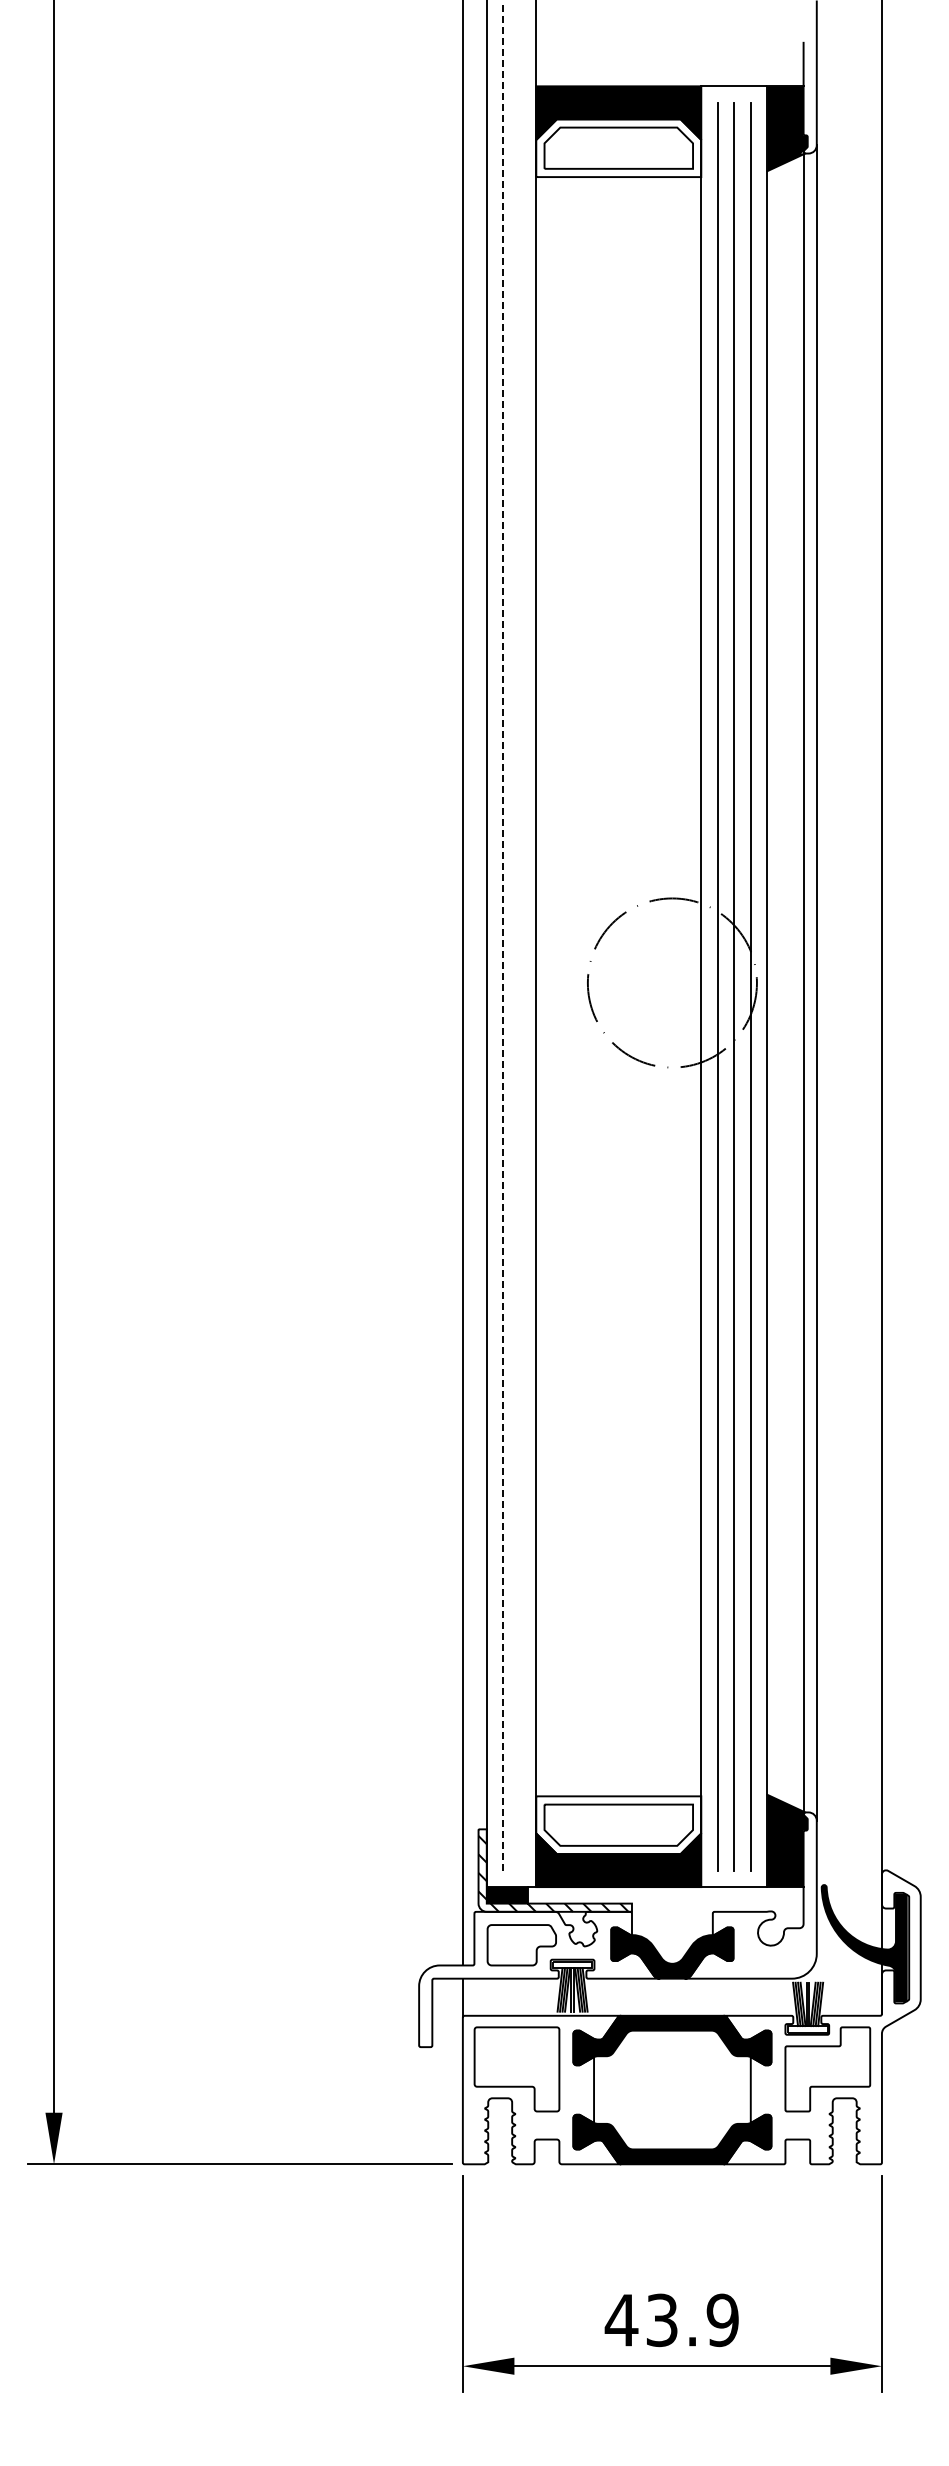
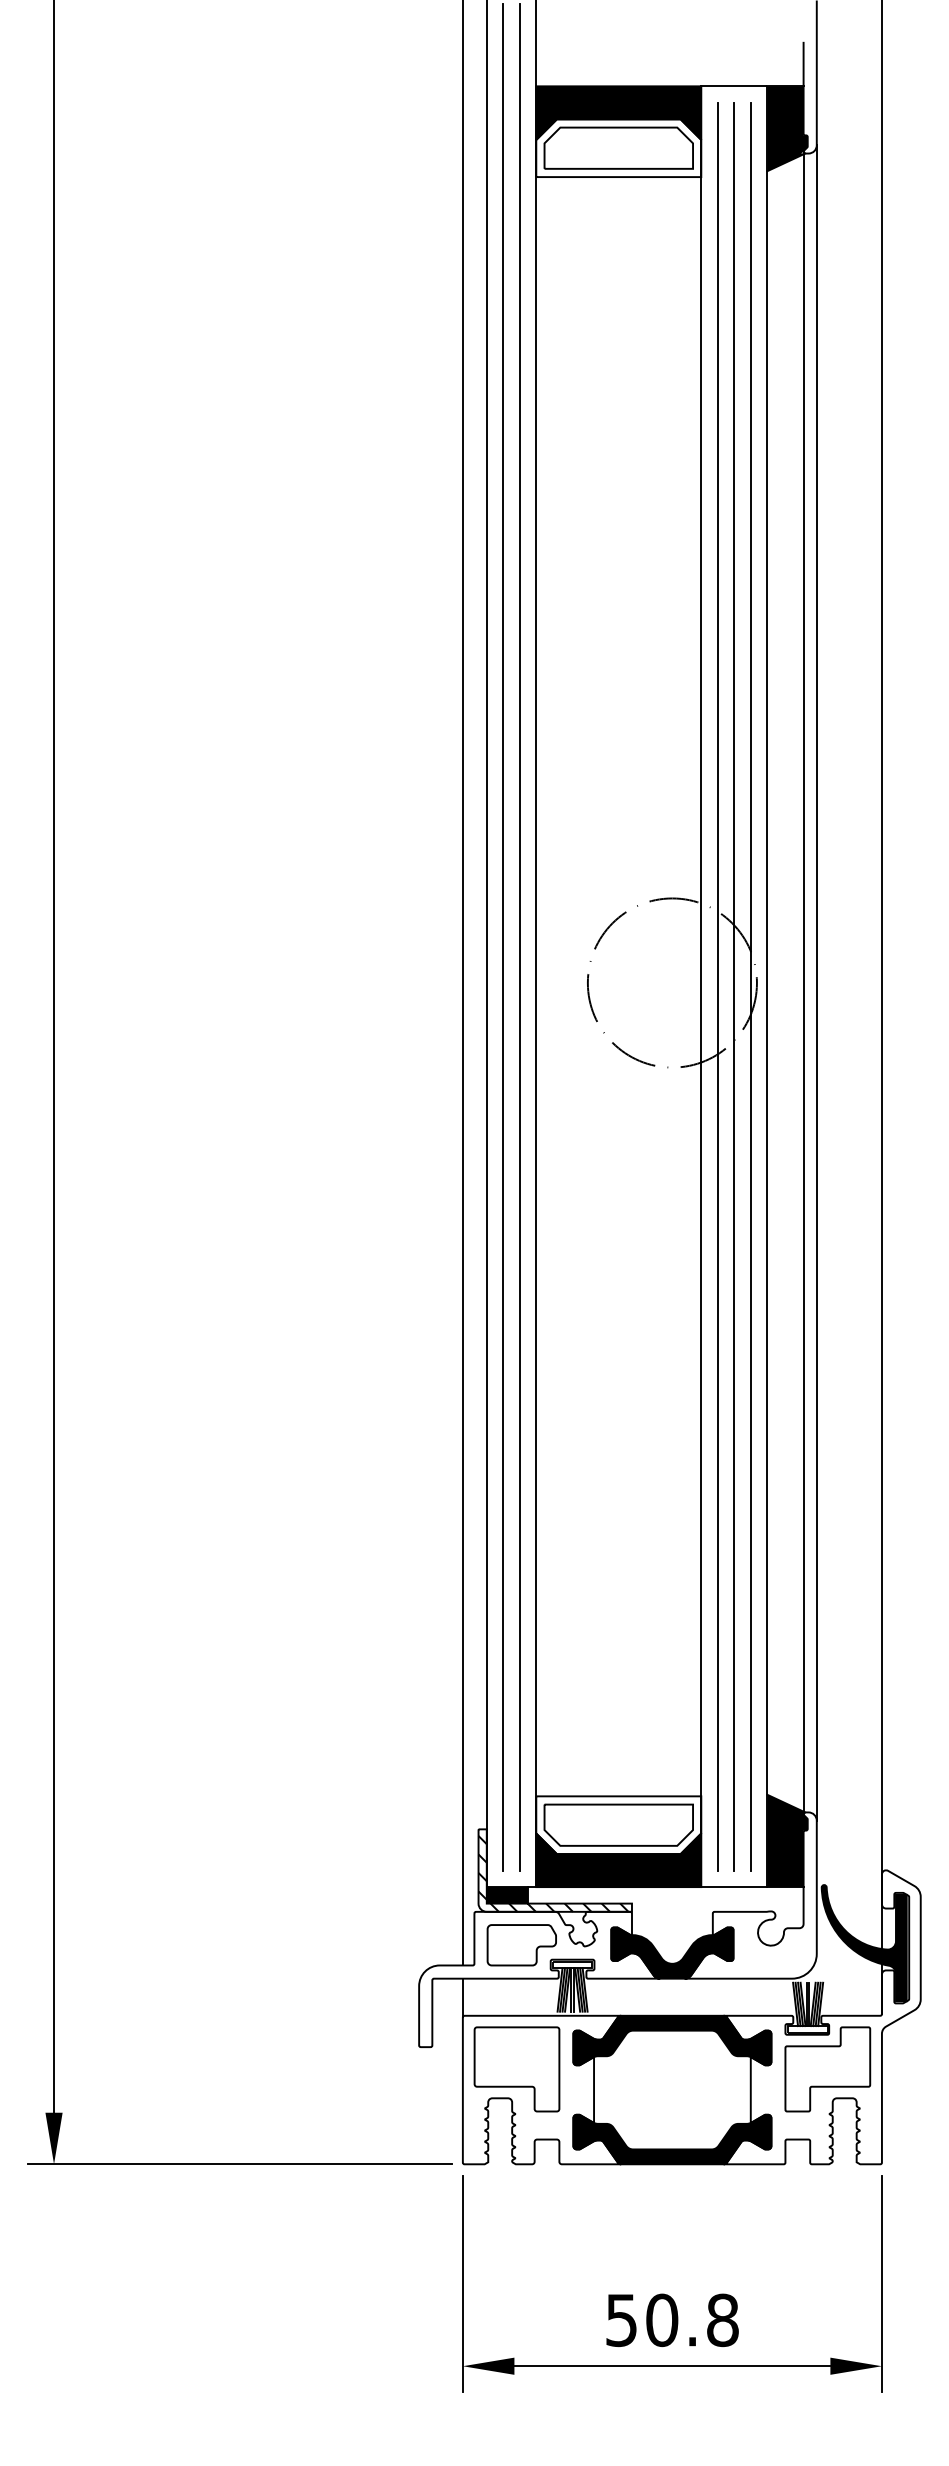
line: dashed -> solid (503, 936)
line: none -> present (519, 936)
text: 43.9 -> 50.8 (671, 2320)
